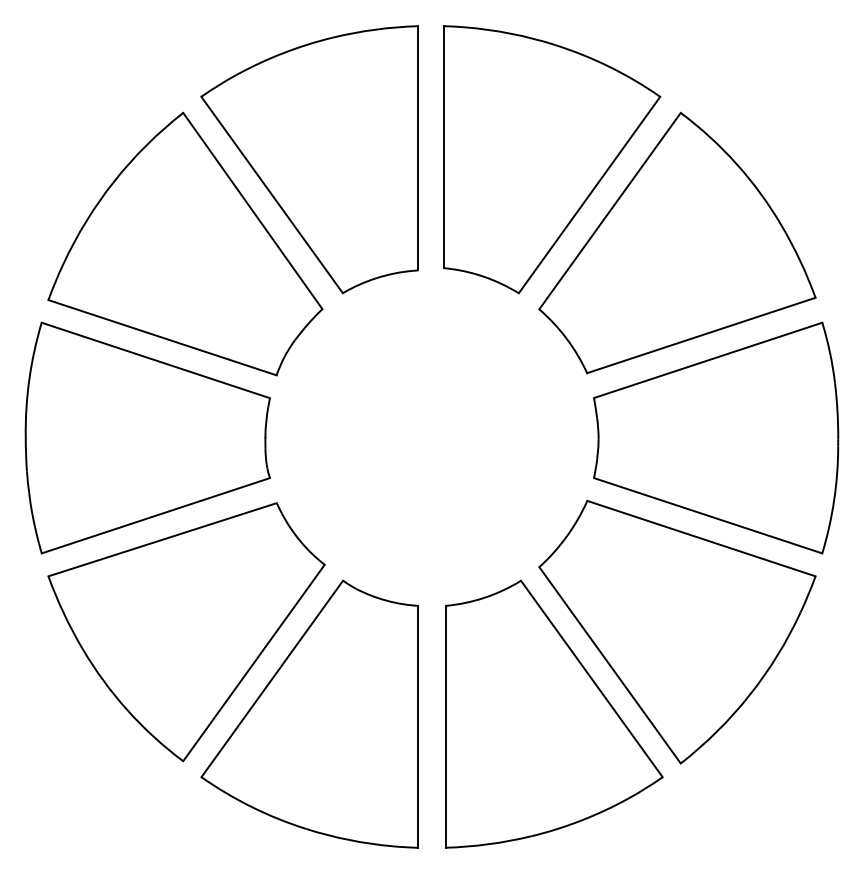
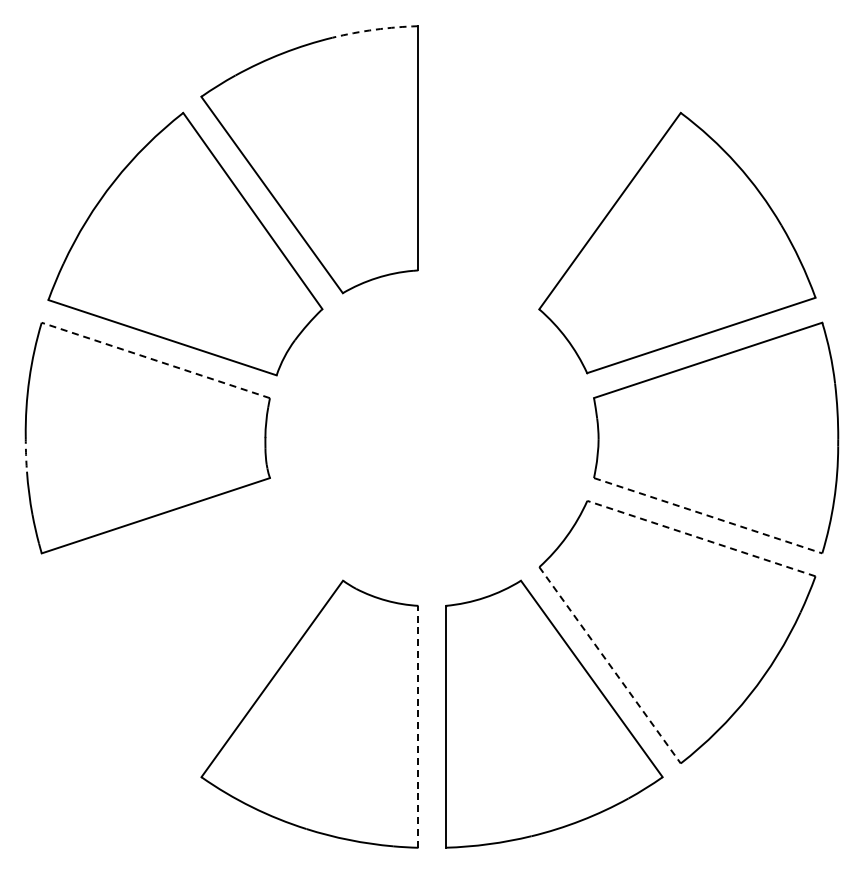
arc: solid -> dashed (375, 29)
part: present -> none (552, 159)
line: solid -> dashed (155, 360)
arc: solid -> dashed (26, 454)
line: solid -> dashed (708, 515)
line: solid -> dashed (700, 538)
part: present -> none (186, 632)
line: solid -> dashed (610, 665)
line: solid -> dashed (418, 726)
